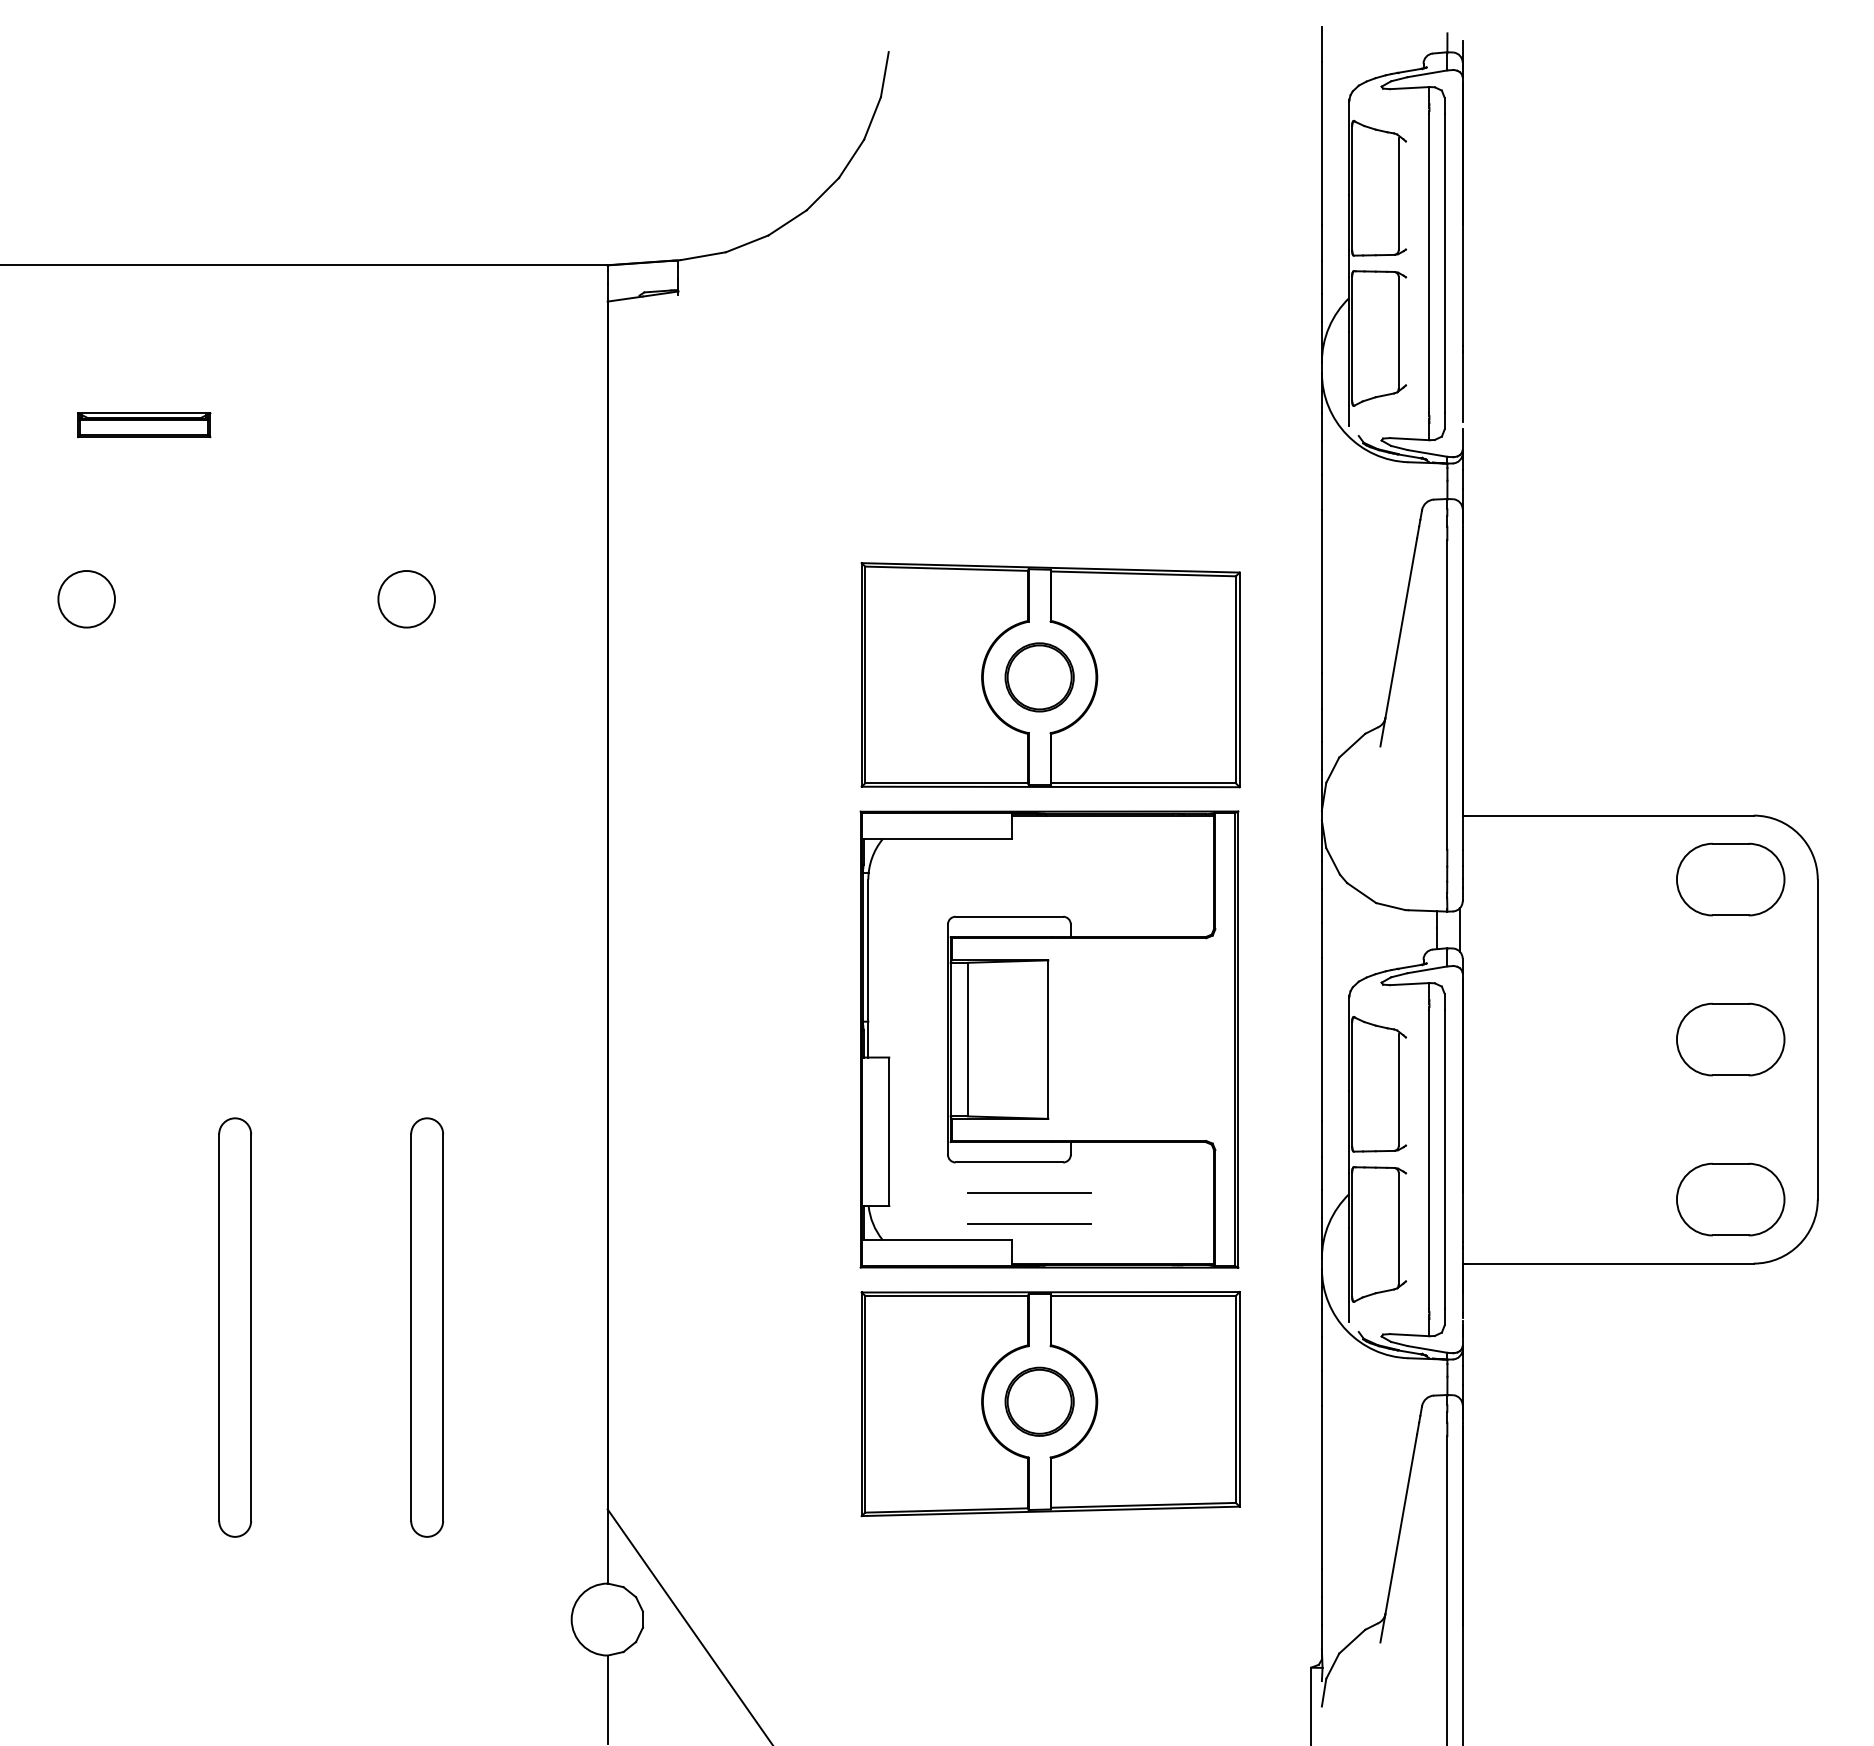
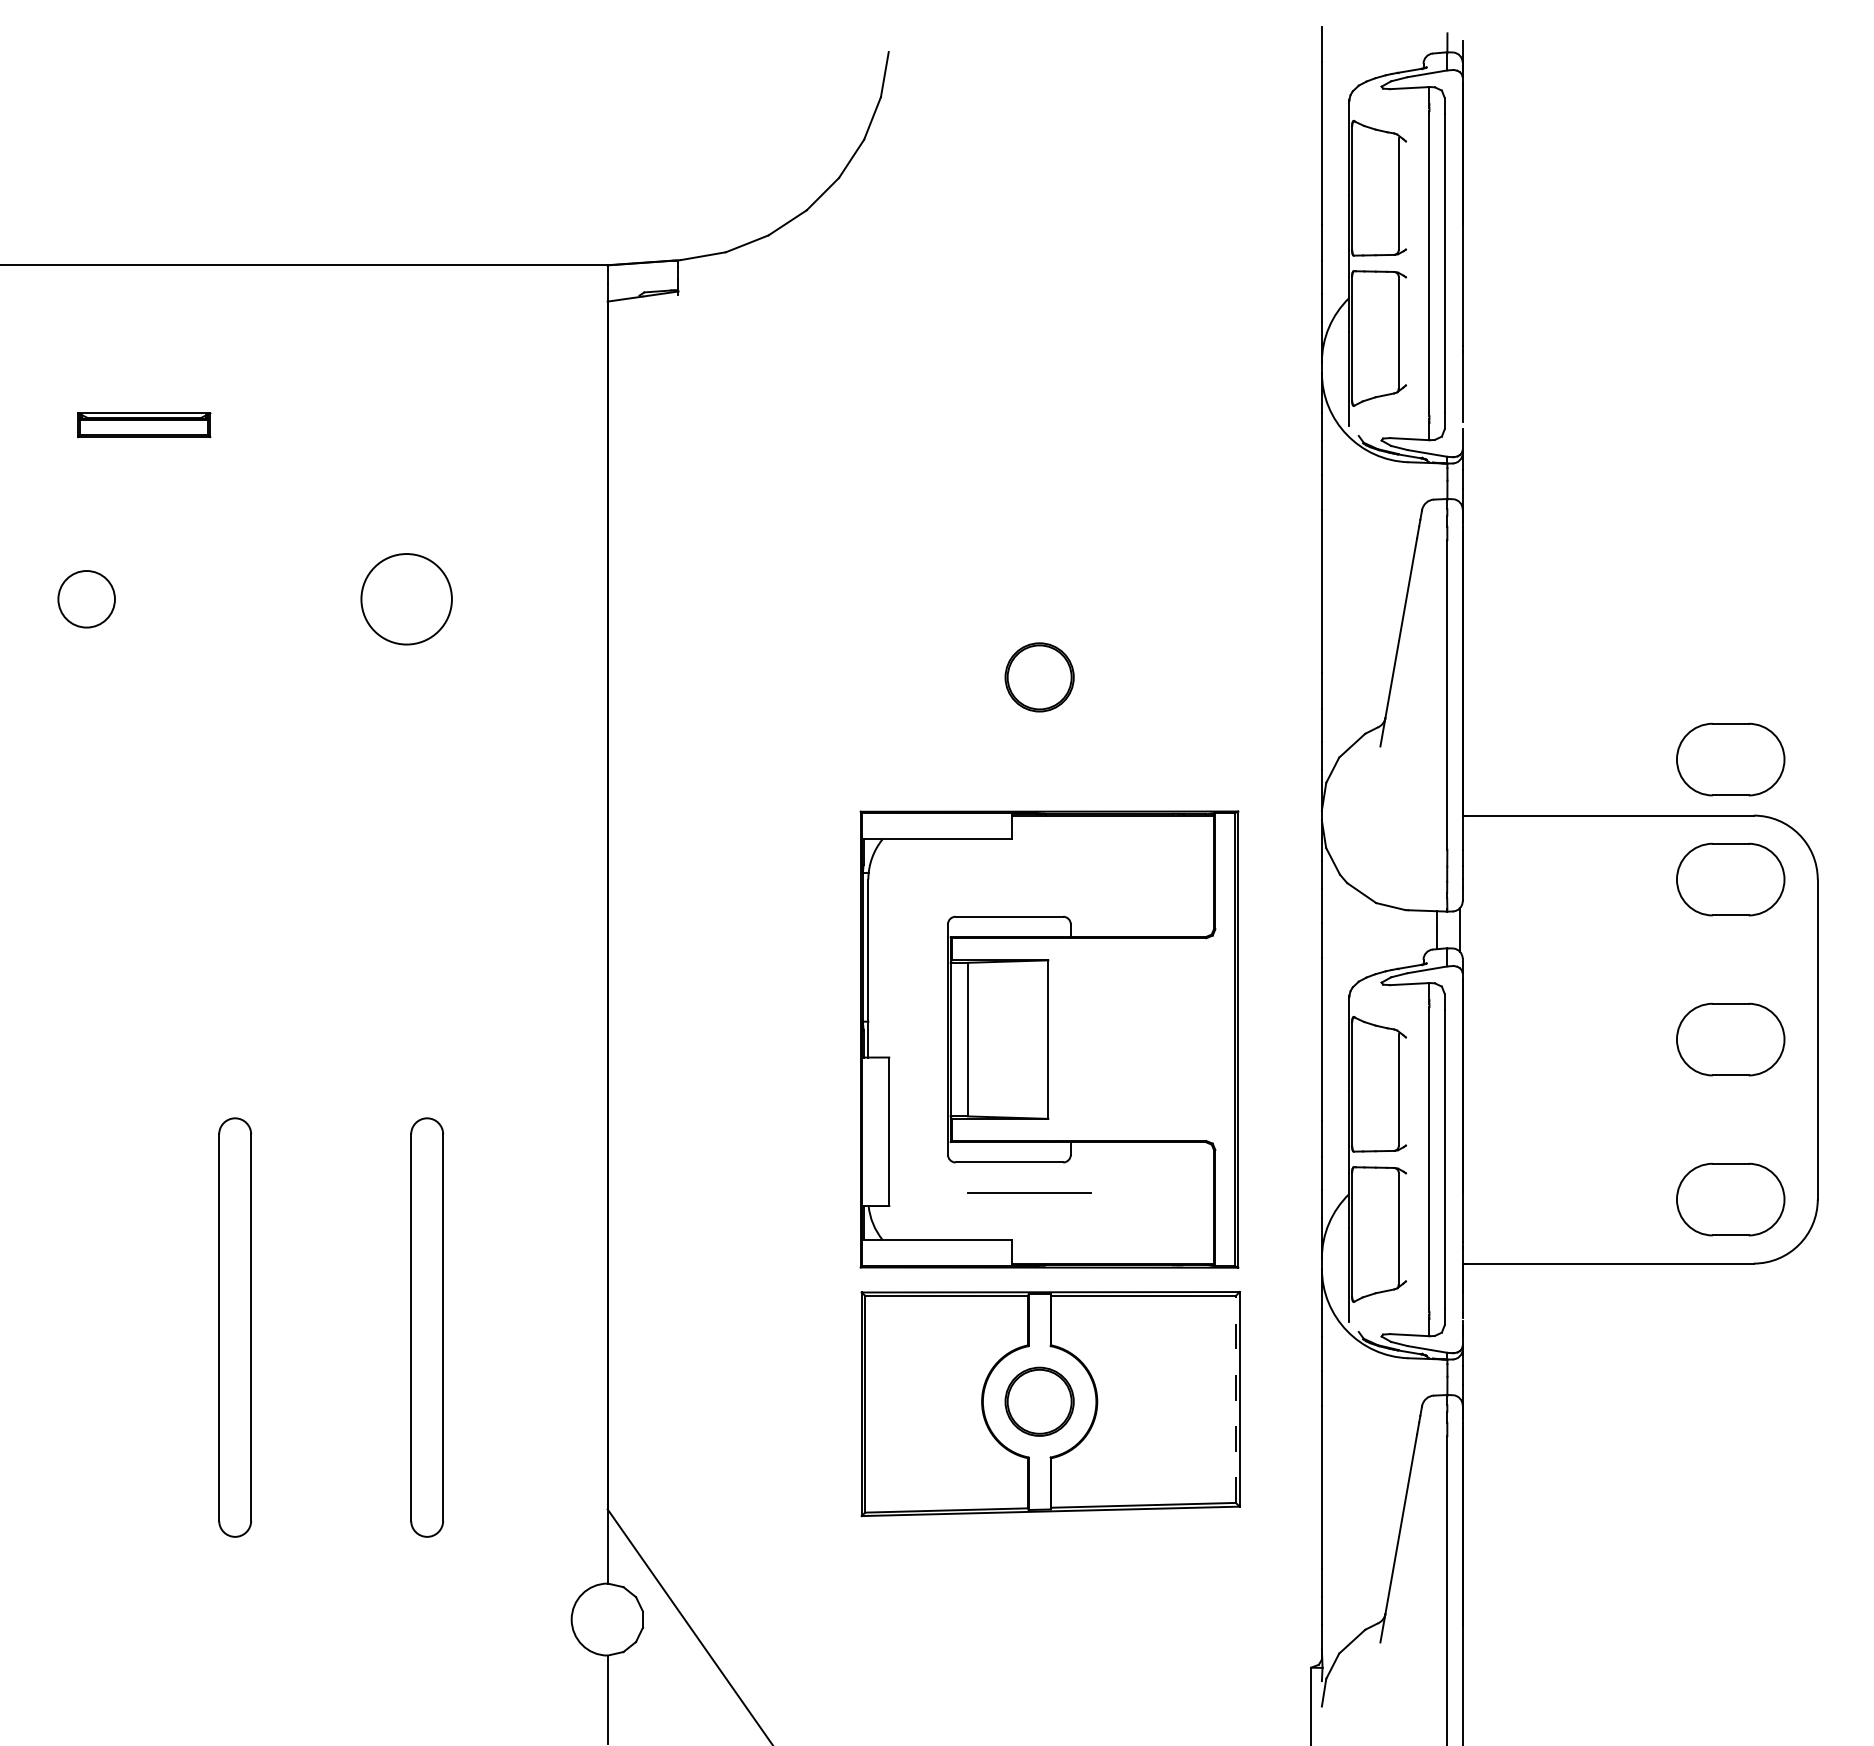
circle diameter: 57 px -> 91 px (406, 599)
part: present -> none (1050, 675)
part: none -> present (1730, 759)
line: present -> none (1028, 1223)
line: solid -> dashed (1235, 1399)
